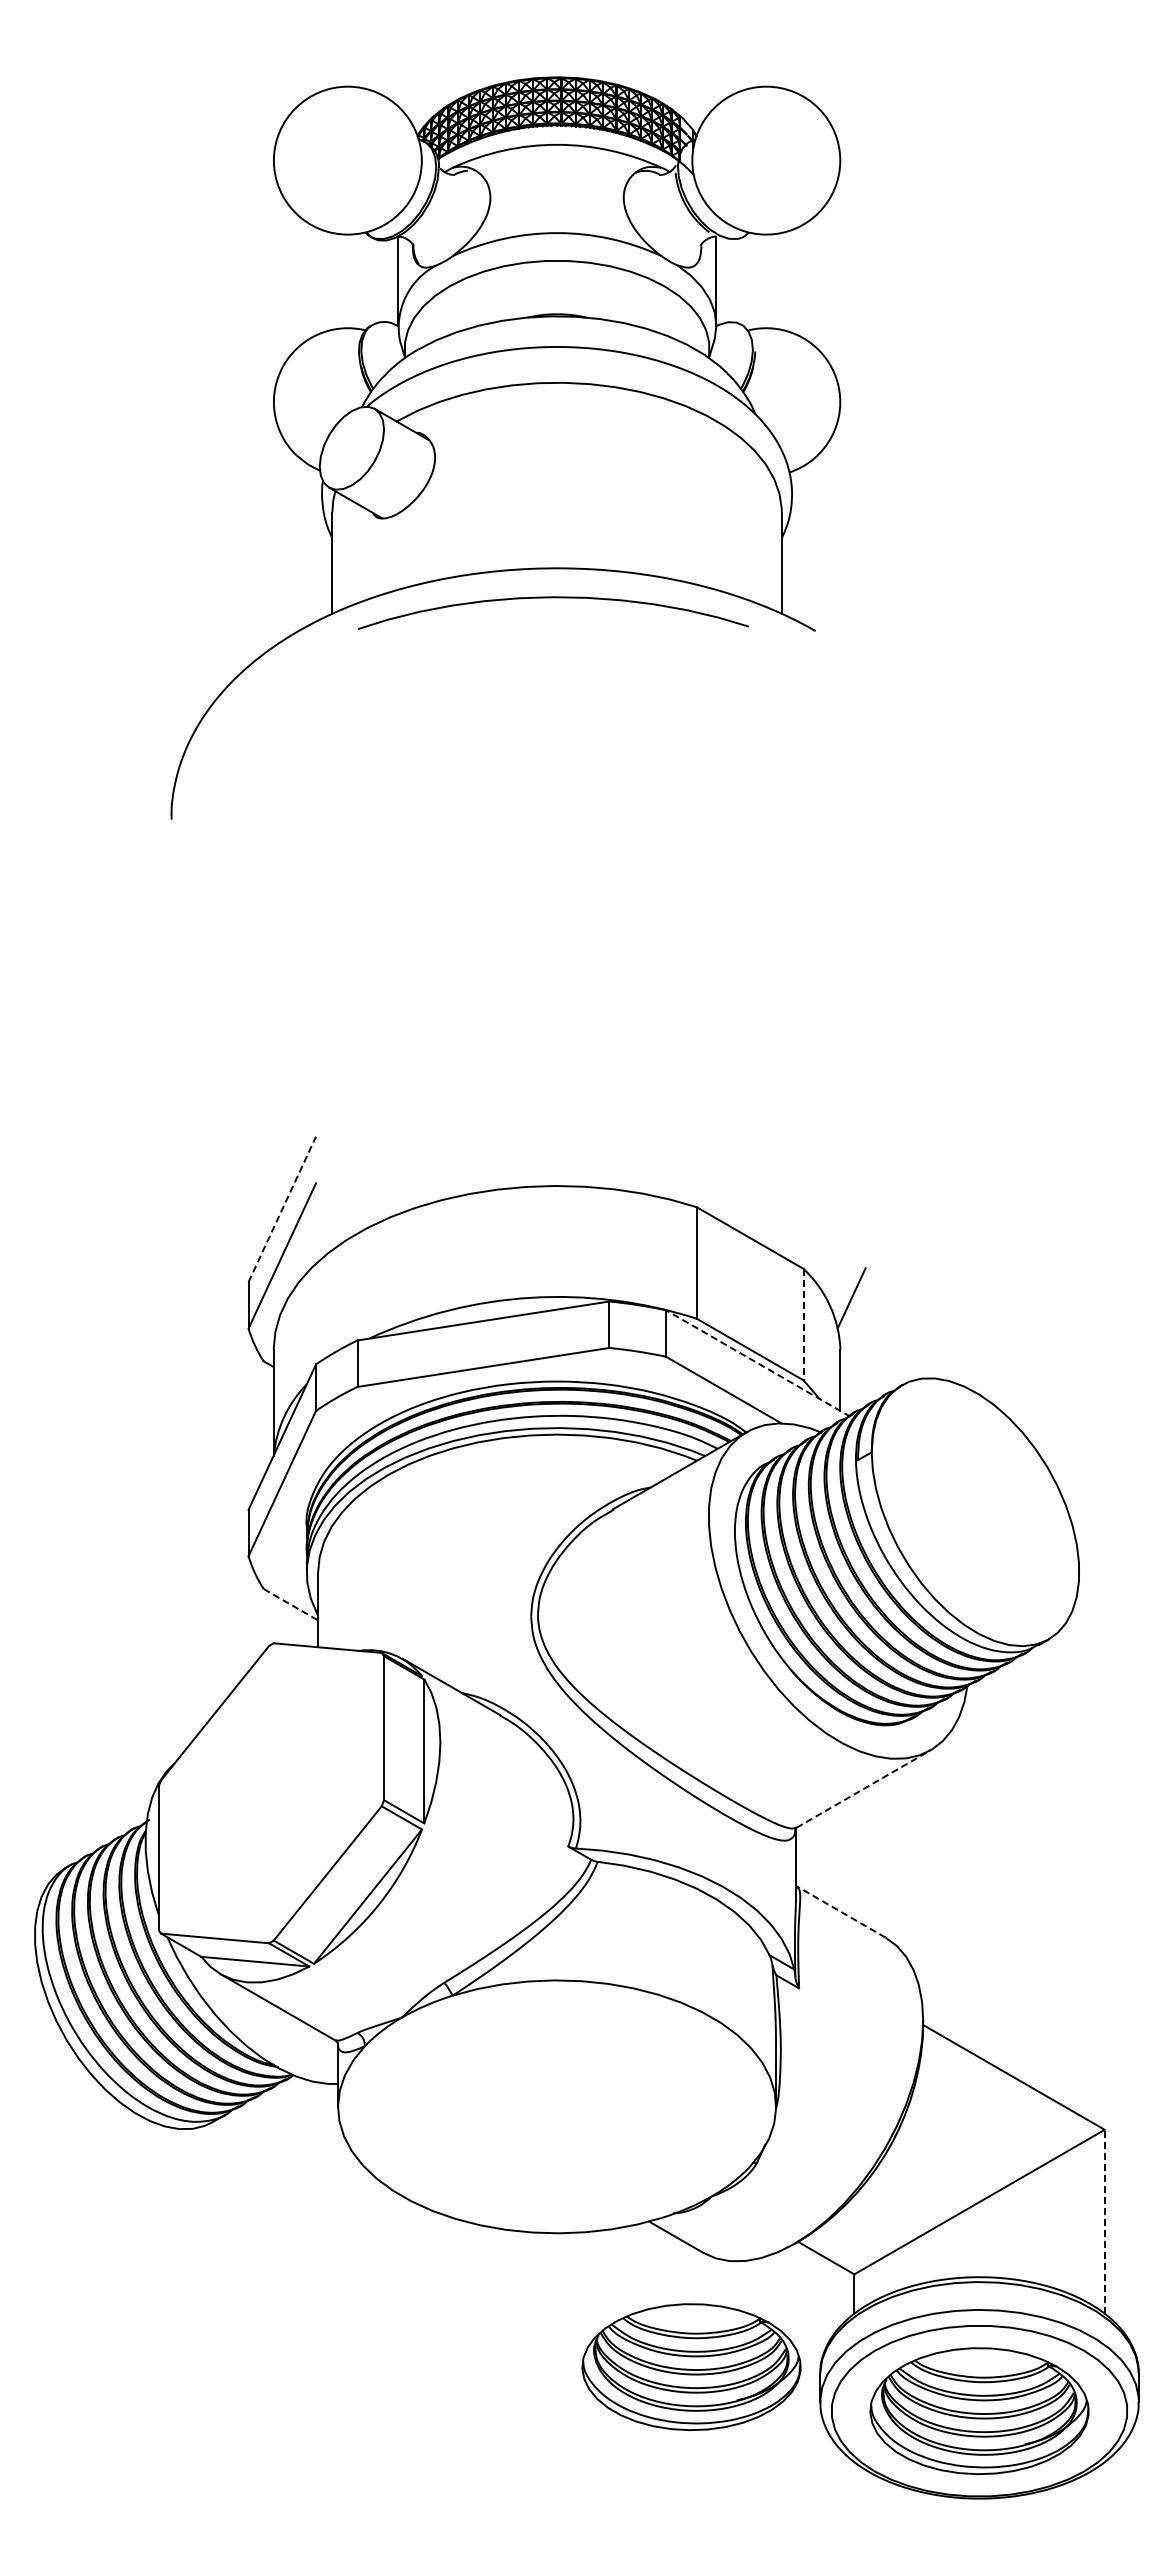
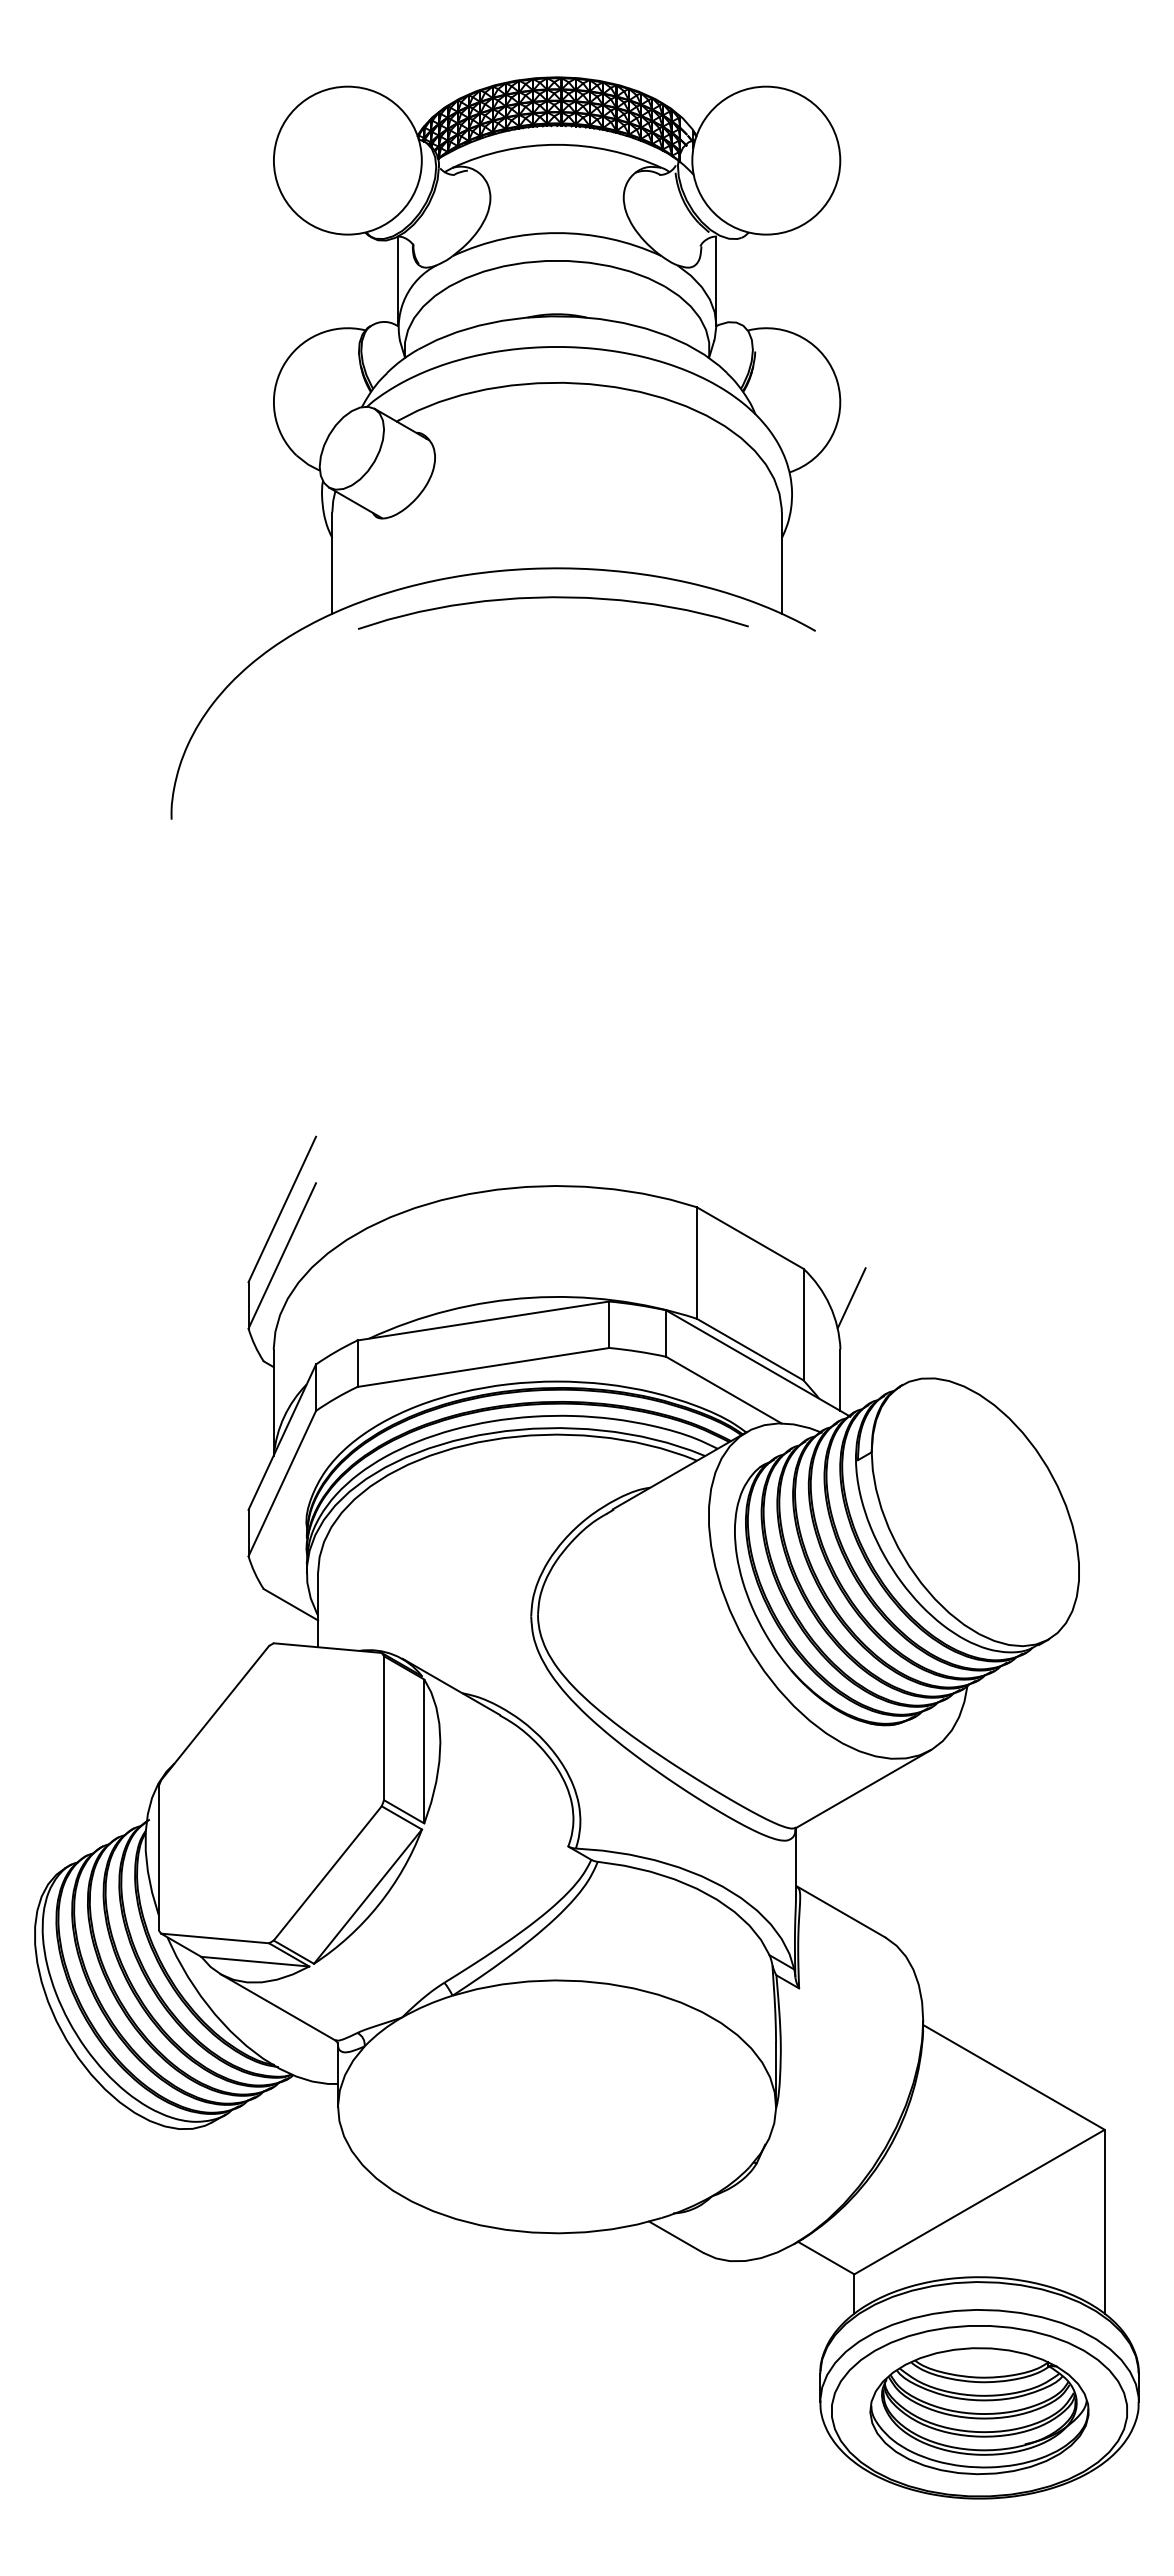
line: dashed -> solid (282, 1209)
line: dashed -> solid (803, 1324)
line: dashed -> solid (757, 1363)
line: dashed -> solid (291, 1604)
line: dashed -> solid (864, 1788)
line: dashed -> solid (840, 1911)
line: dashed -> solid (1104, 2221)
part: present -> none (691, 2367)
